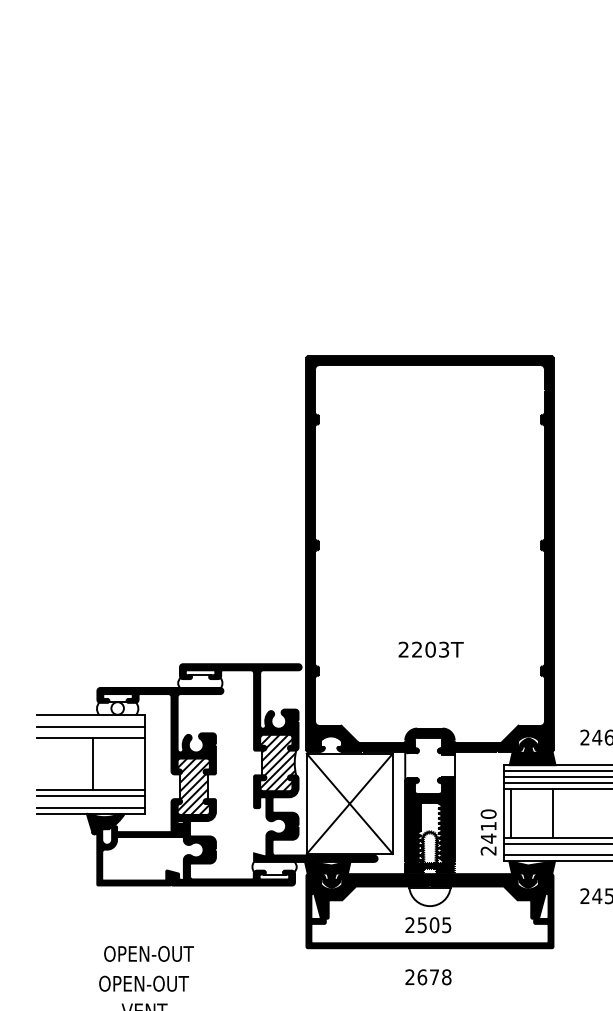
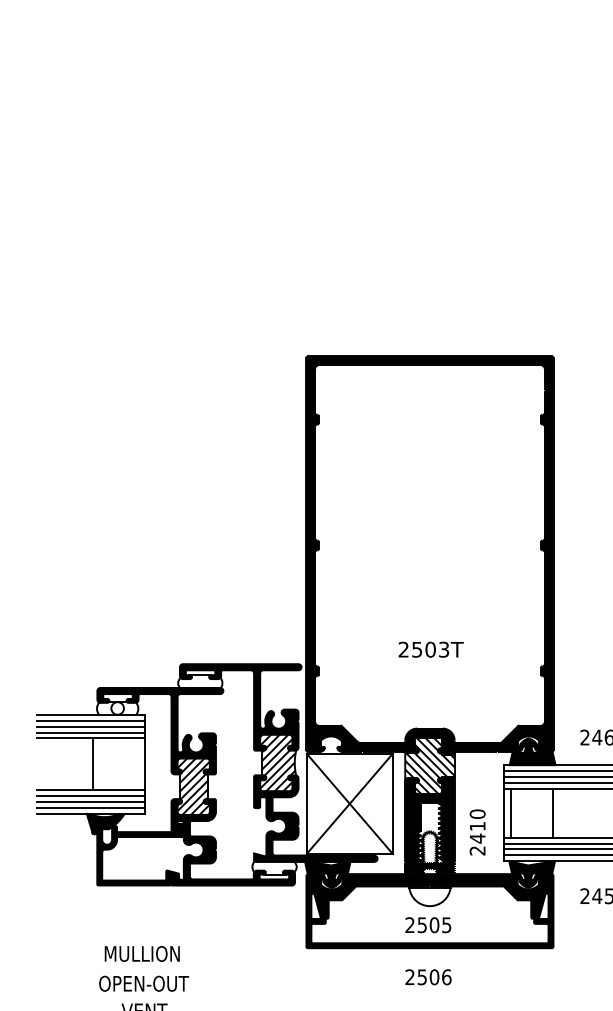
text: 2203T -> 2503T (417, 649)
line: none -> present (90, 720)
line: none -> present (90, 732)
hatch: none -> present (429, 765)
line: none -> present (90, 801)
text position: (488, 832) -> (477, 832) (477, 832)
line: none -> present (556, 849)
text: OPEN-OUT -> MULLION (148, 953)
text: 2678 -> 2506 (434, 977)
